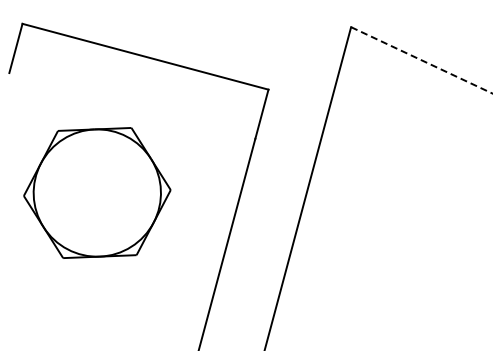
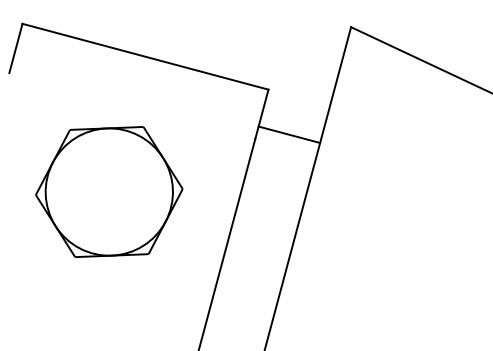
line: dashed -> solid (421, 60)
line: none -> present (289, 134)
part position: (97, 192) -> (109, 191) (109, 191)
